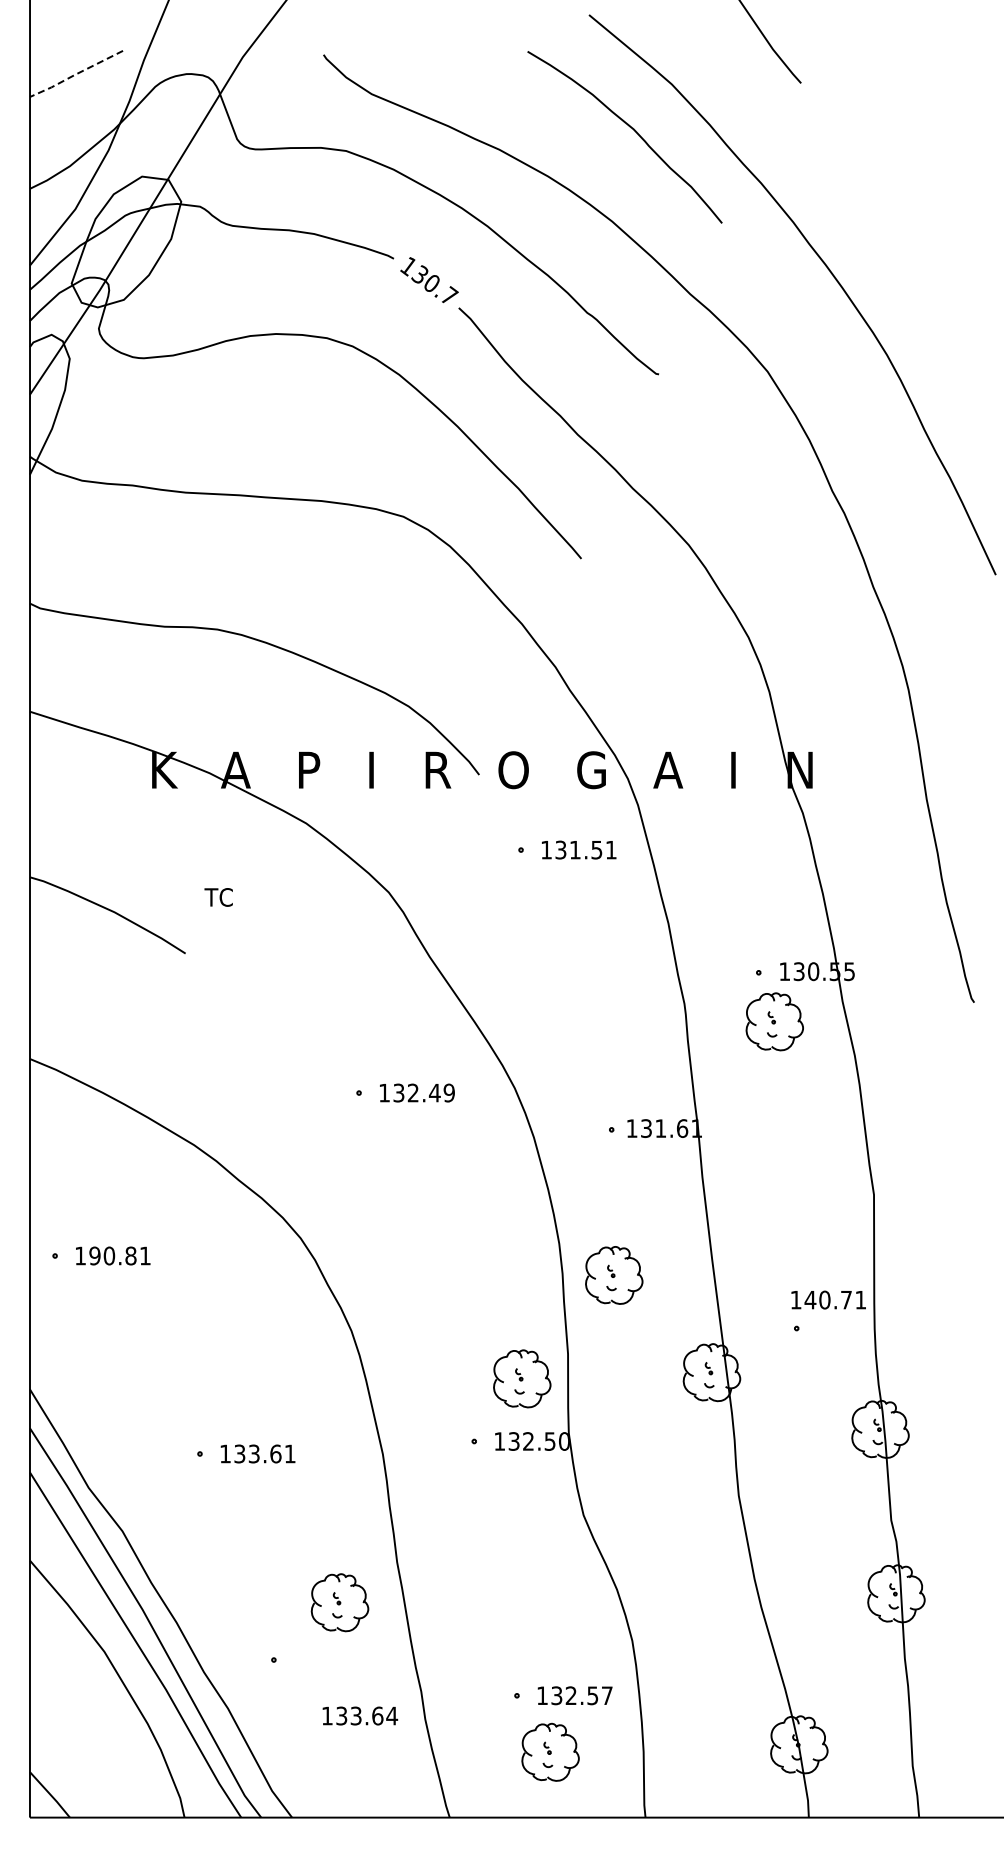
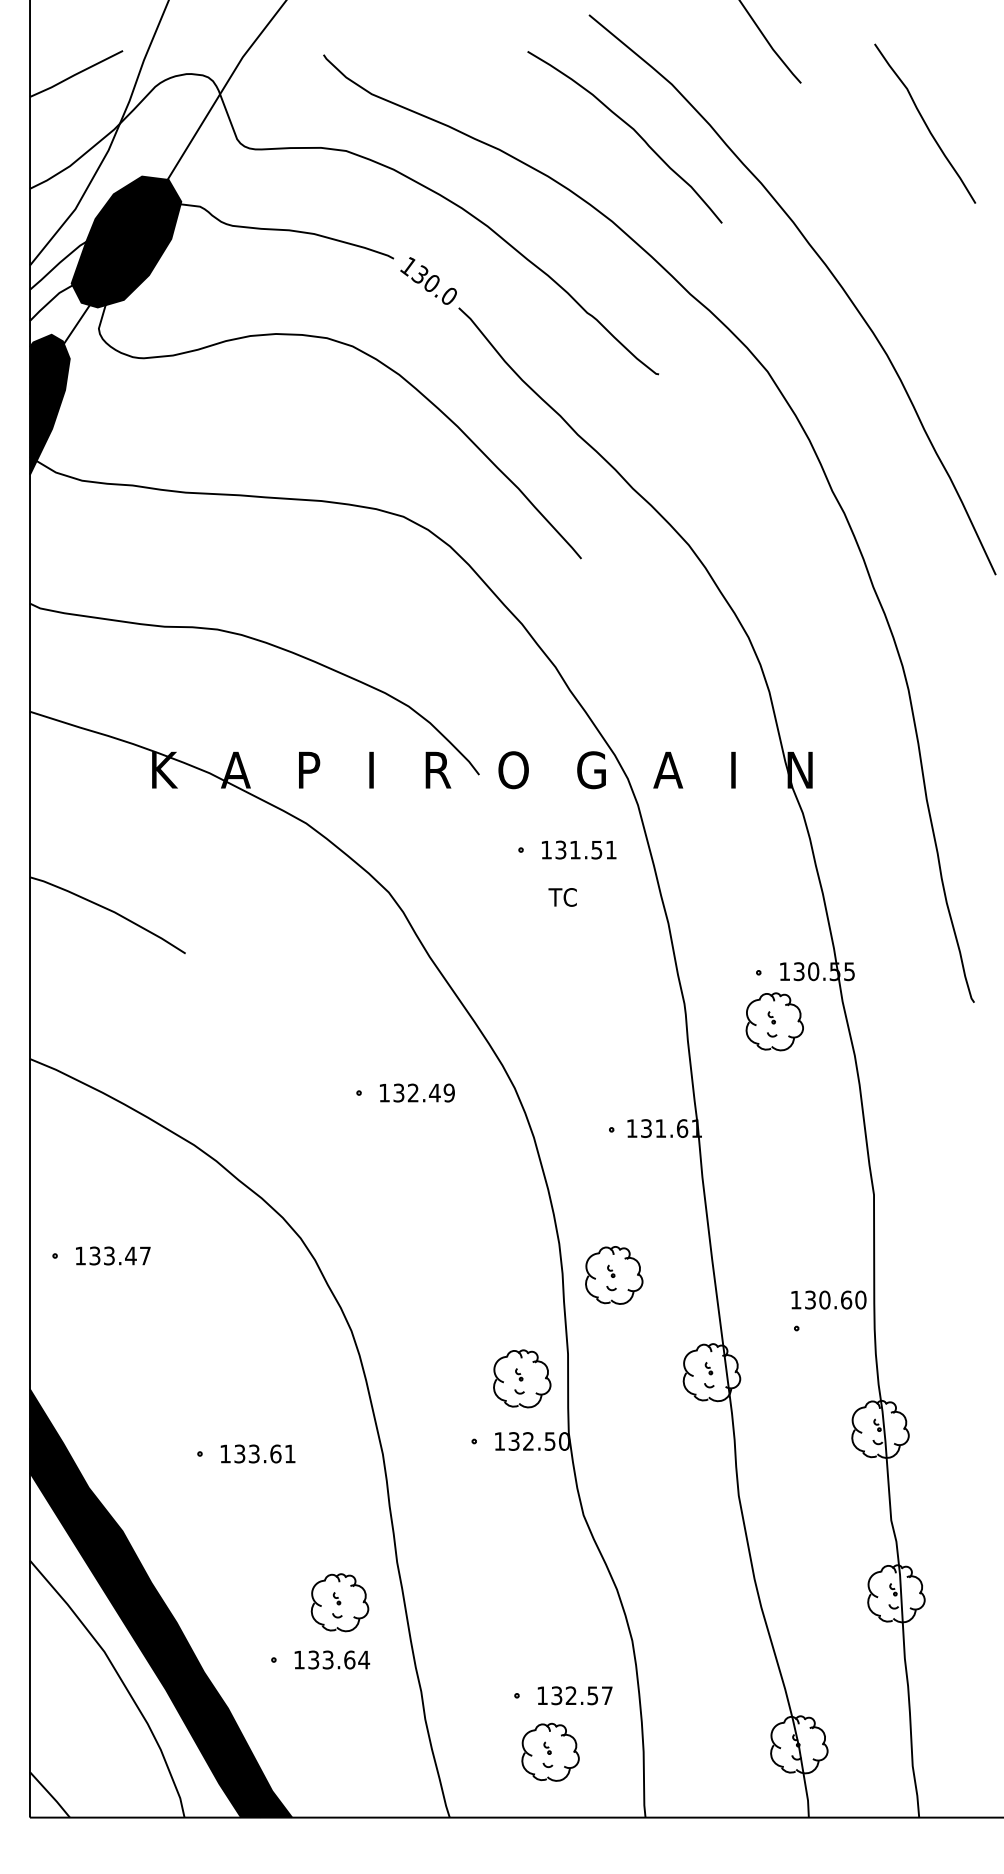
line: dashed -> solid (75, 74)
curve: none -> present (925, 123)
fill: none -> present (126, 241)
text: 130.7 -> 130.0 (449, 295)
fill: none -> present (49, 404)
text position: (218, 897) -> (562, 897) (562, 897)
text: 190.81 -> 133.47 (119, 1255)
text: 140.71 -> 130.60 (835, 1299)
fill: none -> present (160, 1603)
text position: (360, 1715) -> (332, 1659) (332, 1659)
